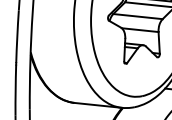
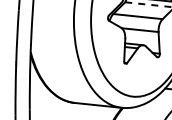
line: solid -> dashed (148, 4)
